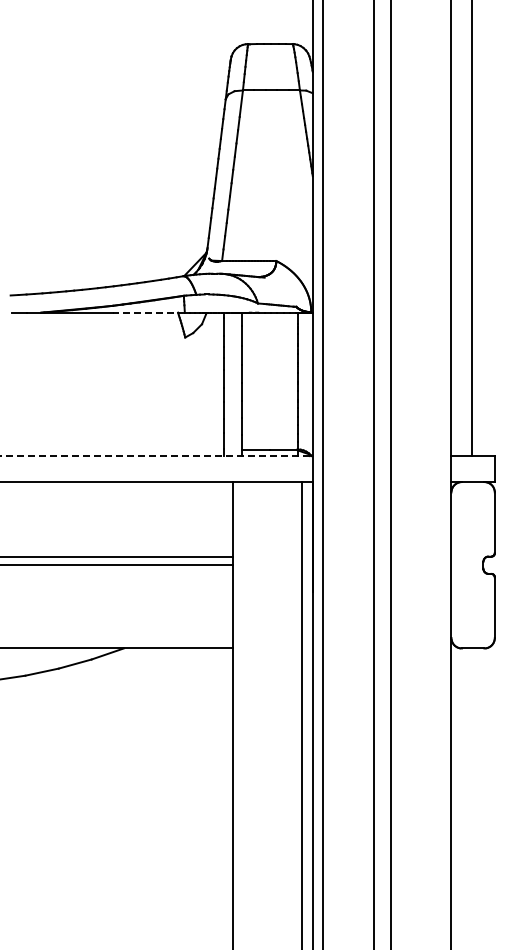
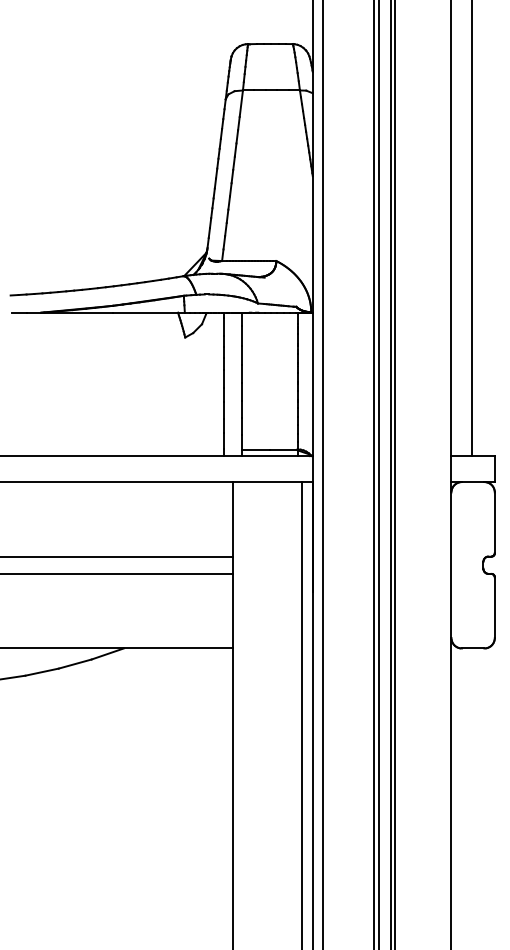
line: dashed -> solid (148, 312)
line: dashed -> solid (156, 456)
line: none -> present (378, 474)
line: none -> present (394, 474)
line position: (117, 564) -> (117, 573) (117, 573)
